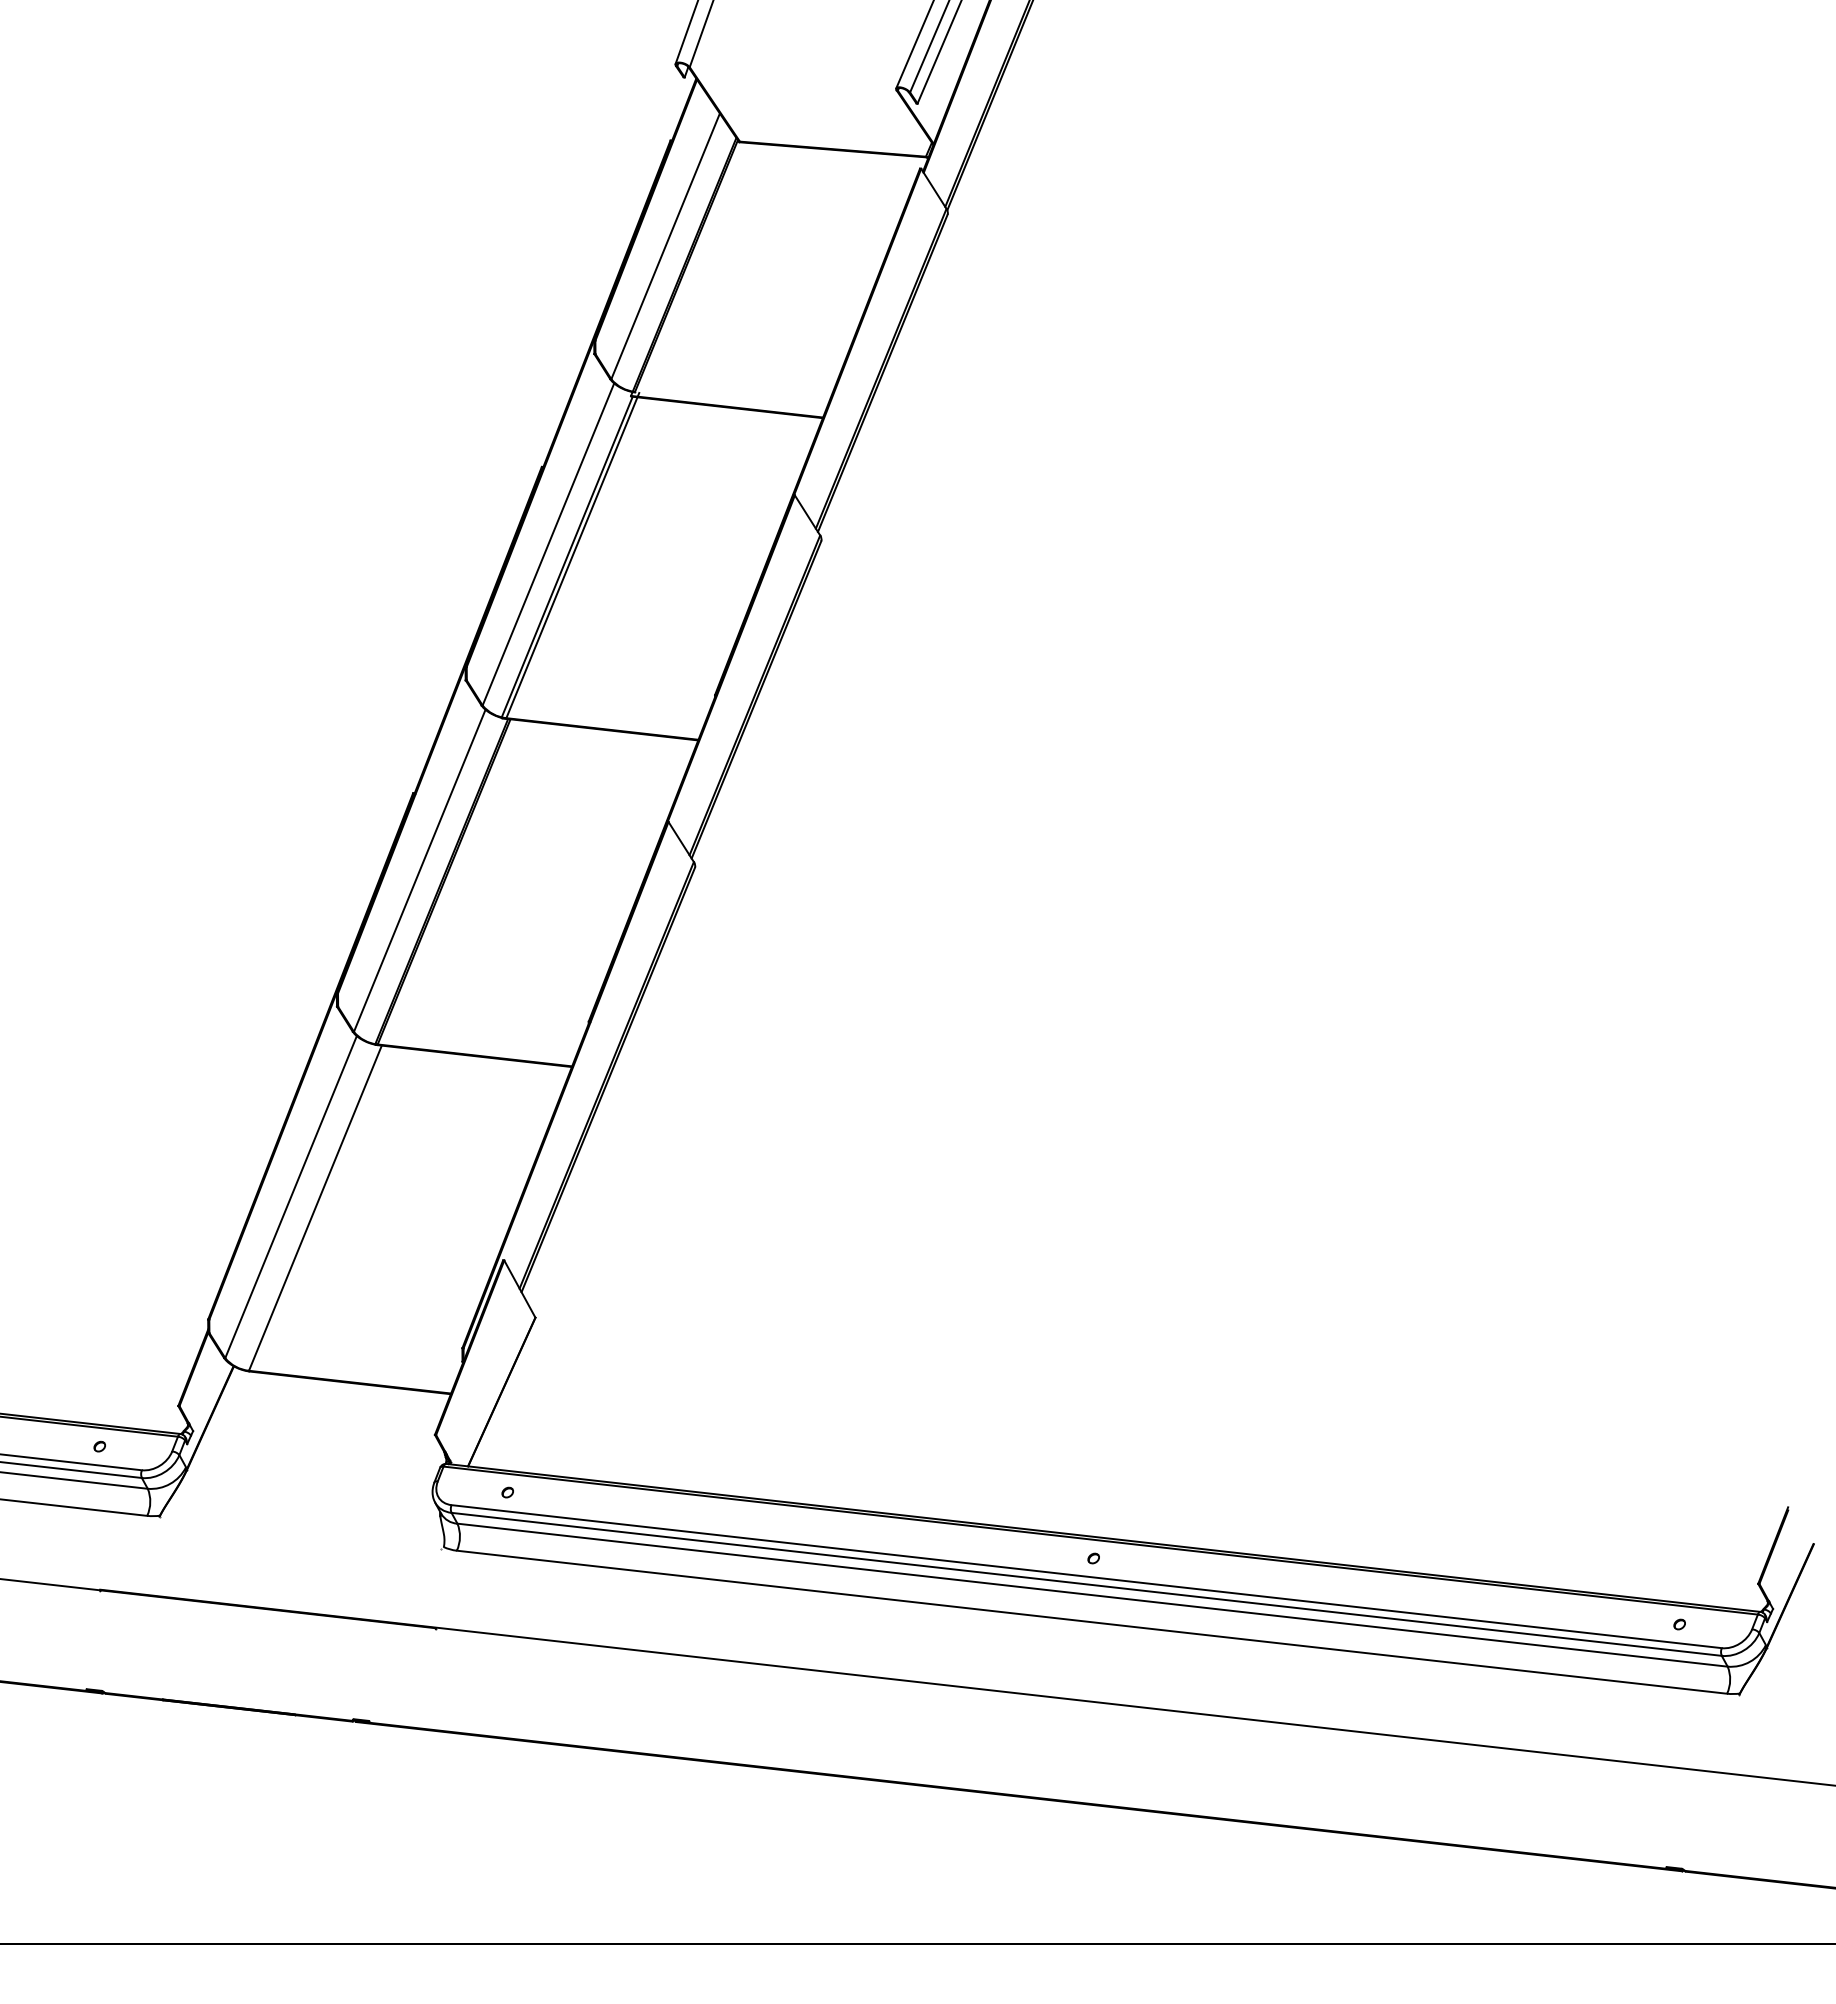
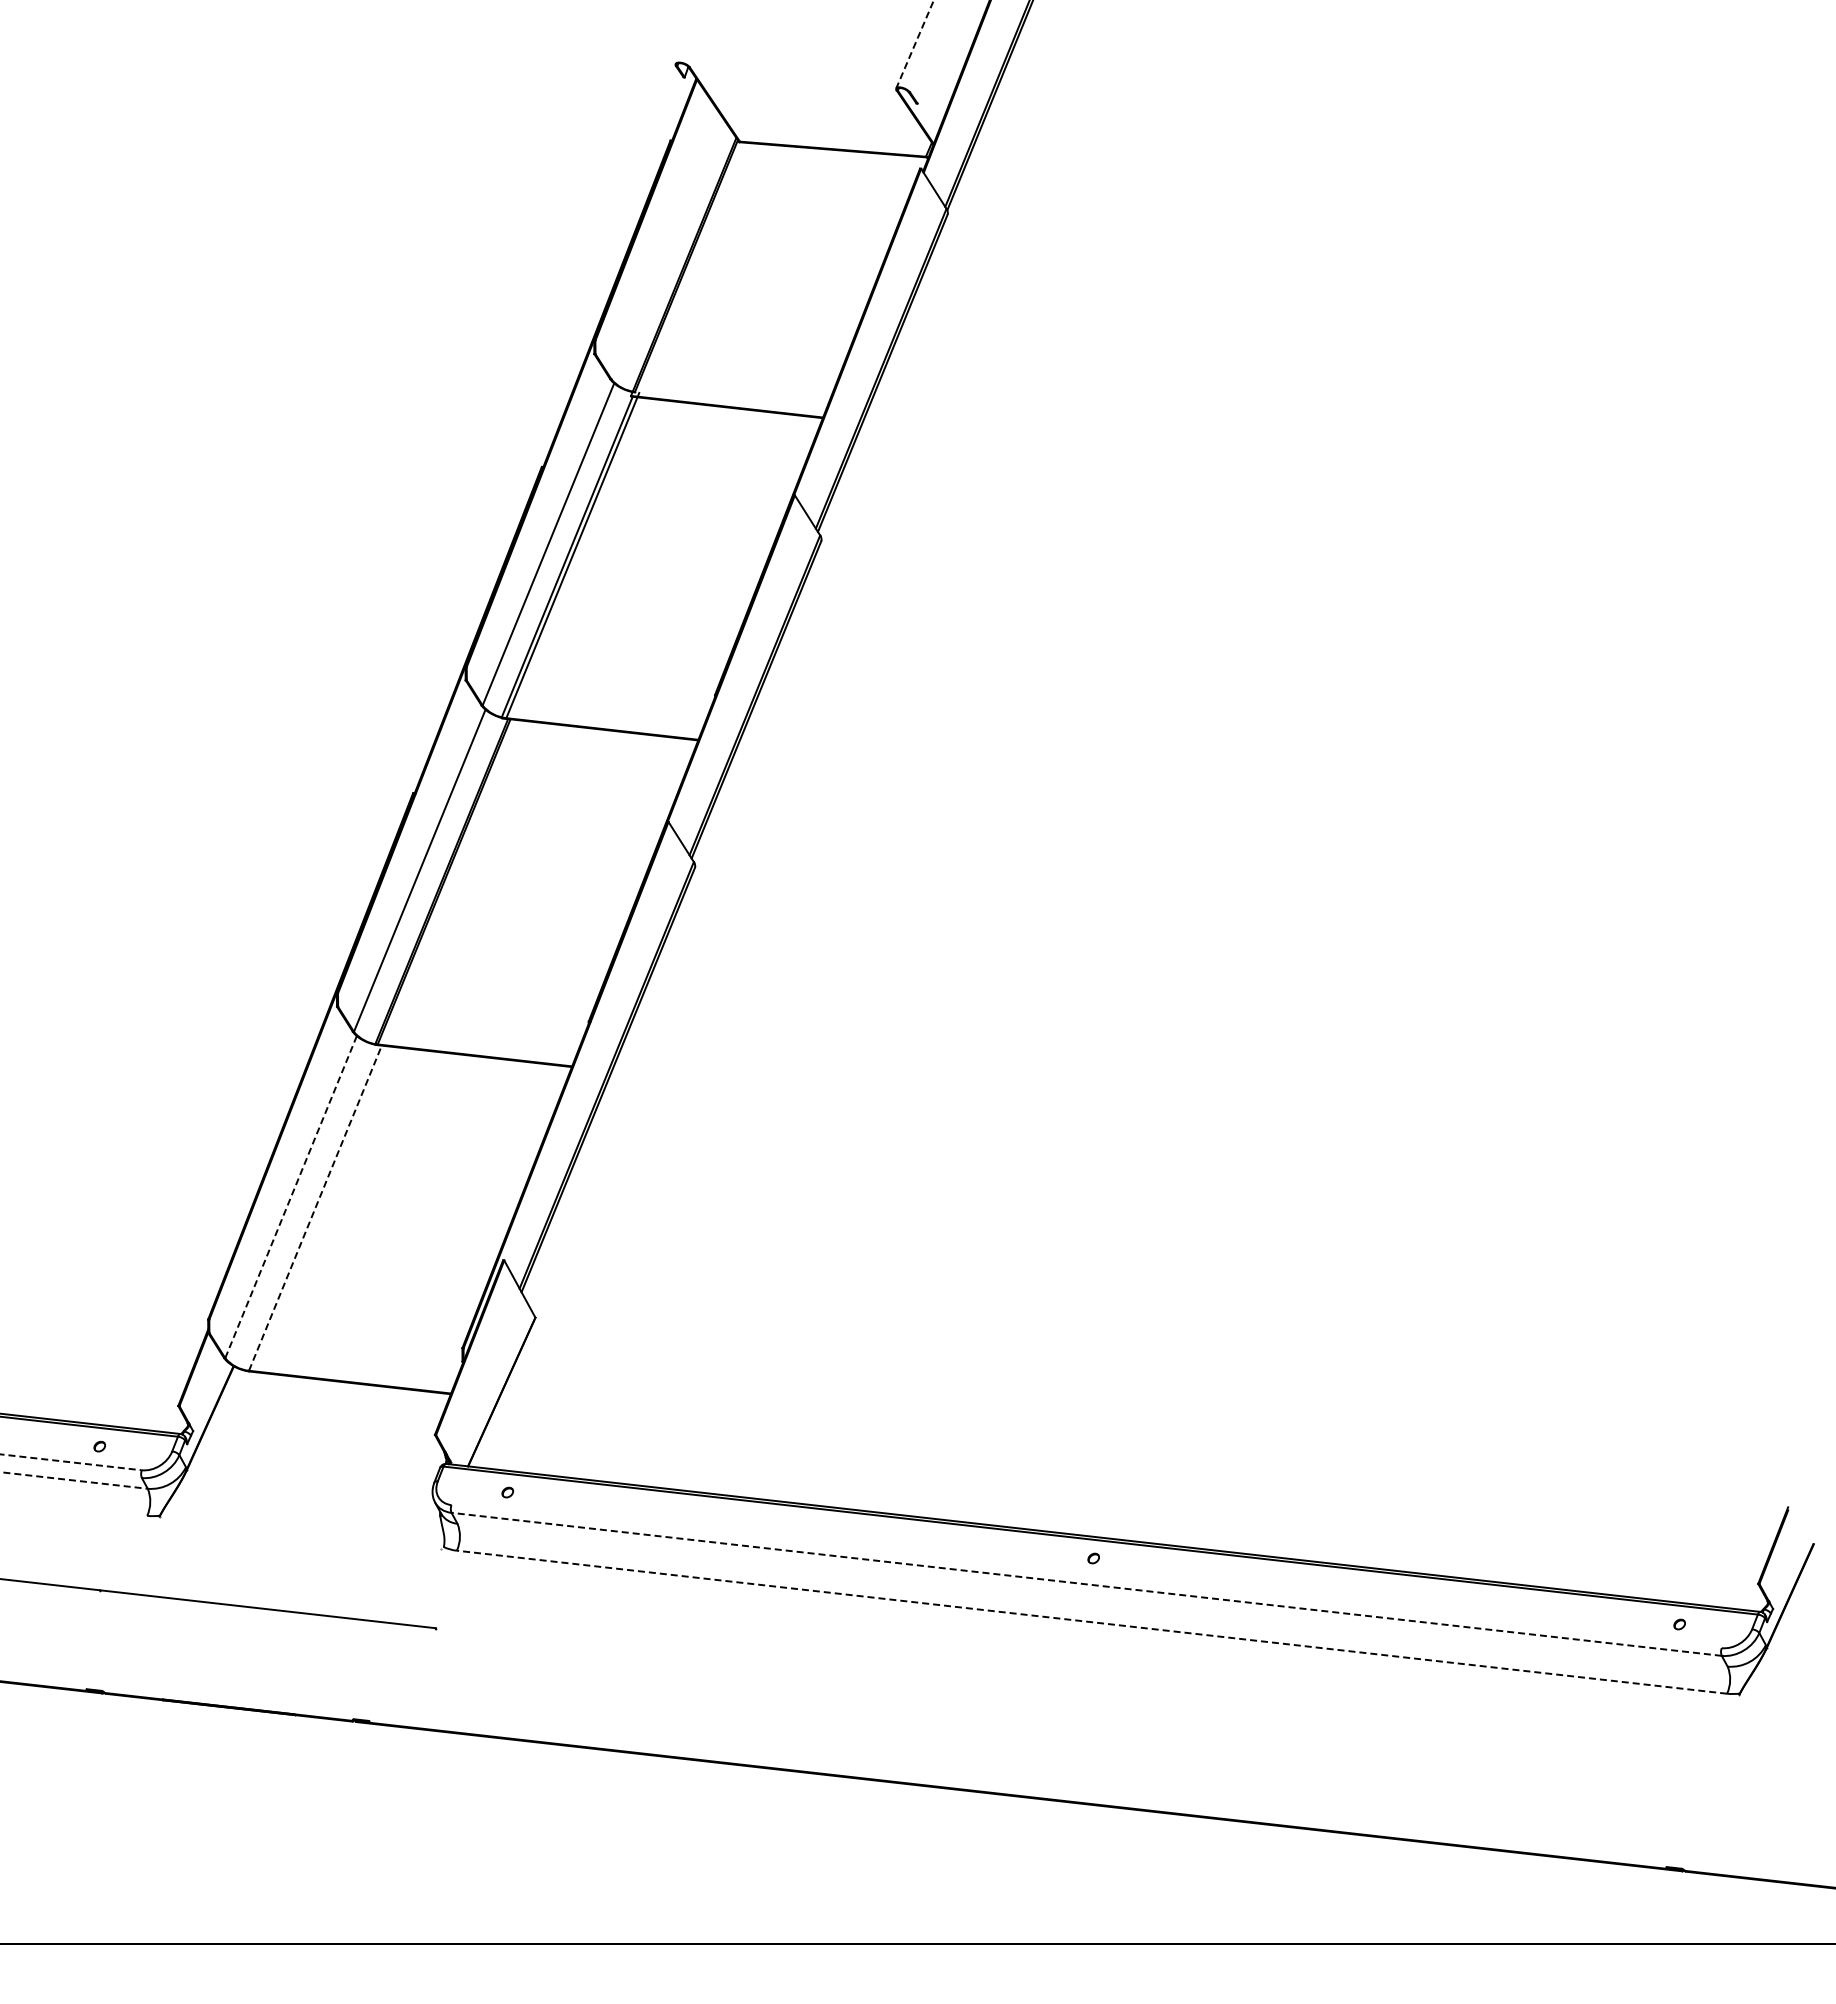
line: present -> none (686, 33)
line: present -> none (700, 34)
line: solid -> dashed (915, 44)
line: present -> none (929, 47)
line: present -> none (938, 52)
line: present -> none (665, 246)
line: solid -> dashed (291, 1197)
line: solid -> dashed (315, 1208)
line: solid -> dashed (71, 1462)
line: present -> none (71, 1469)
line: solid -> dashed (74, 1480)
line: present -> none (74, 1507)
line: present -> none (1086, 1576)
line: solid -> dashed (1086, 1584)
line: present -> none (1092, 1594)
line: solid -> dashed (1091, 1622)
line: present -> none (966, 1687)
